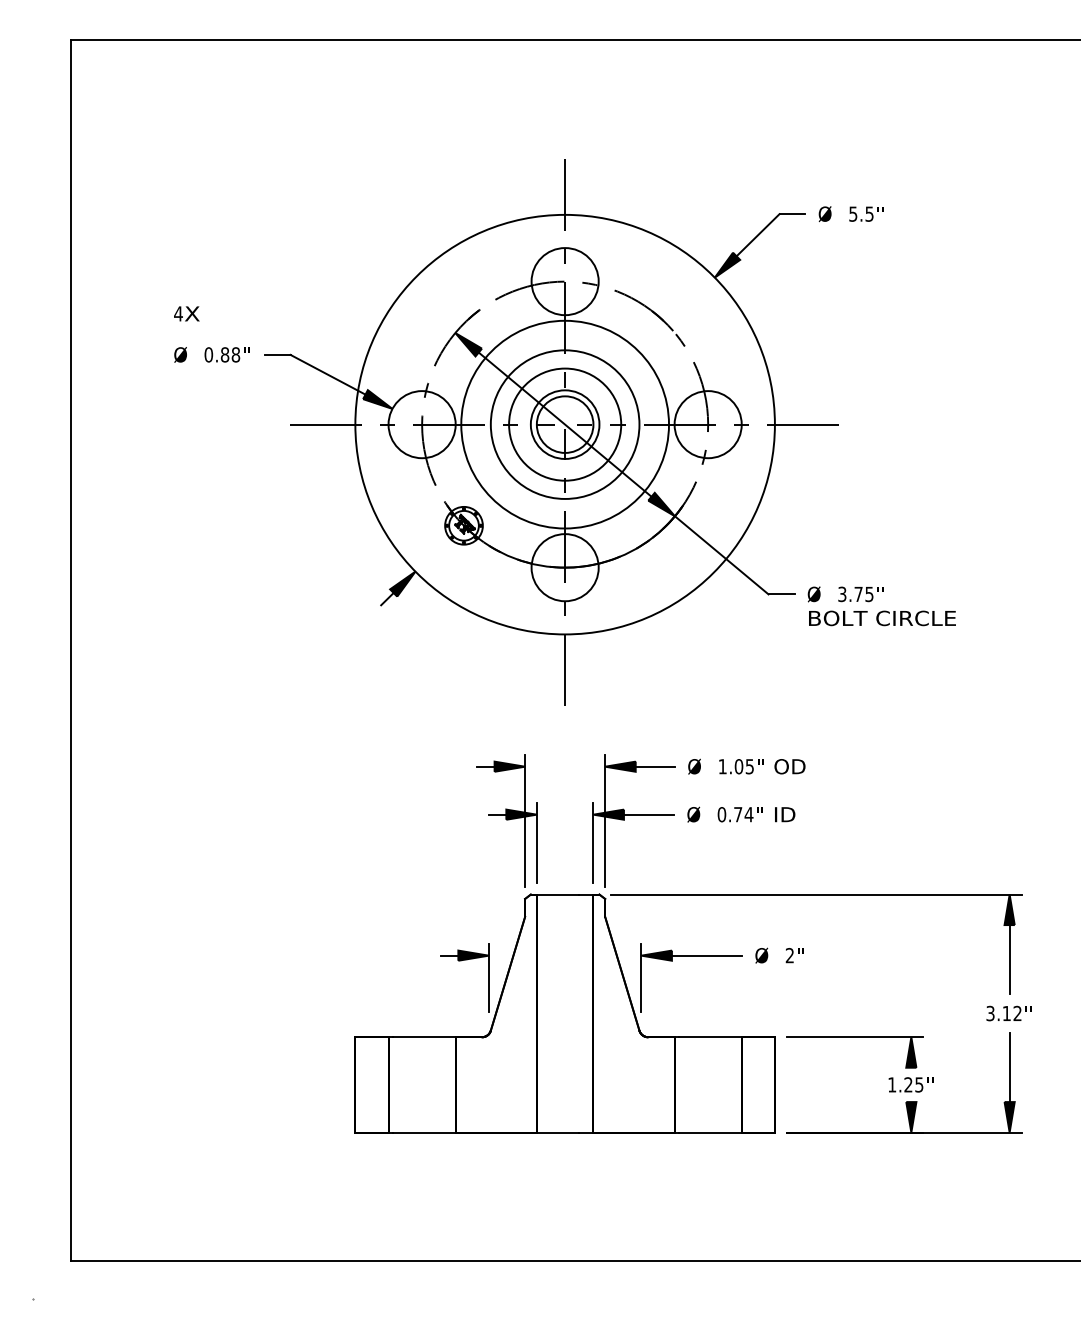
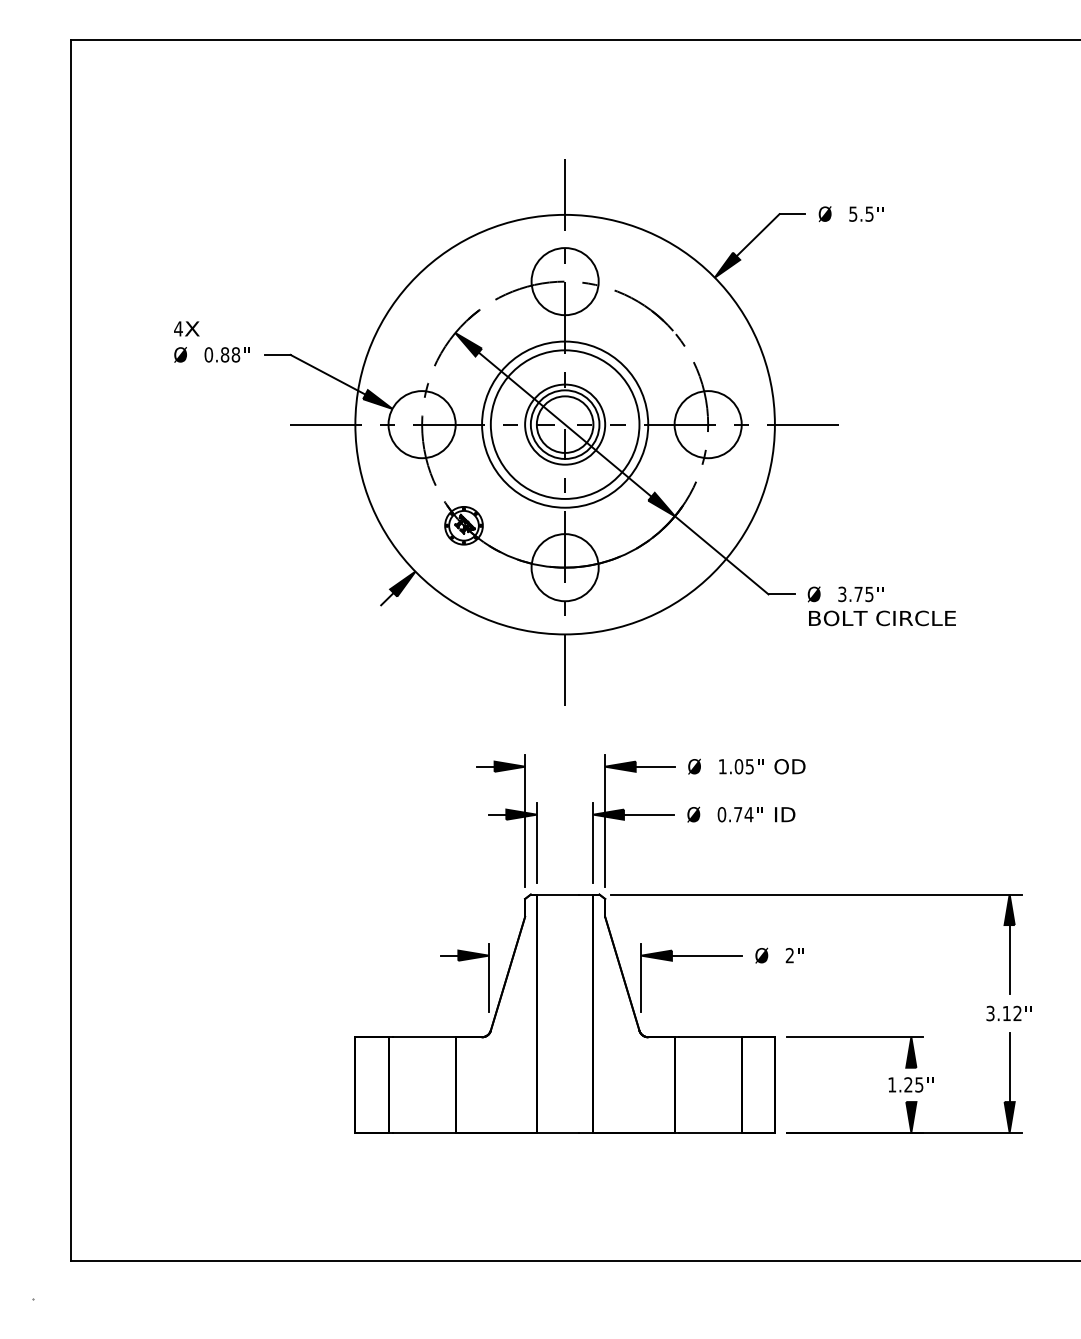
text position: (186, 313) -> (186, 328) (186, 328)
circle diameter: 112 px -> 80 px (565, 424)
circle diameter: 208 px -> 166 px (565, 424)
